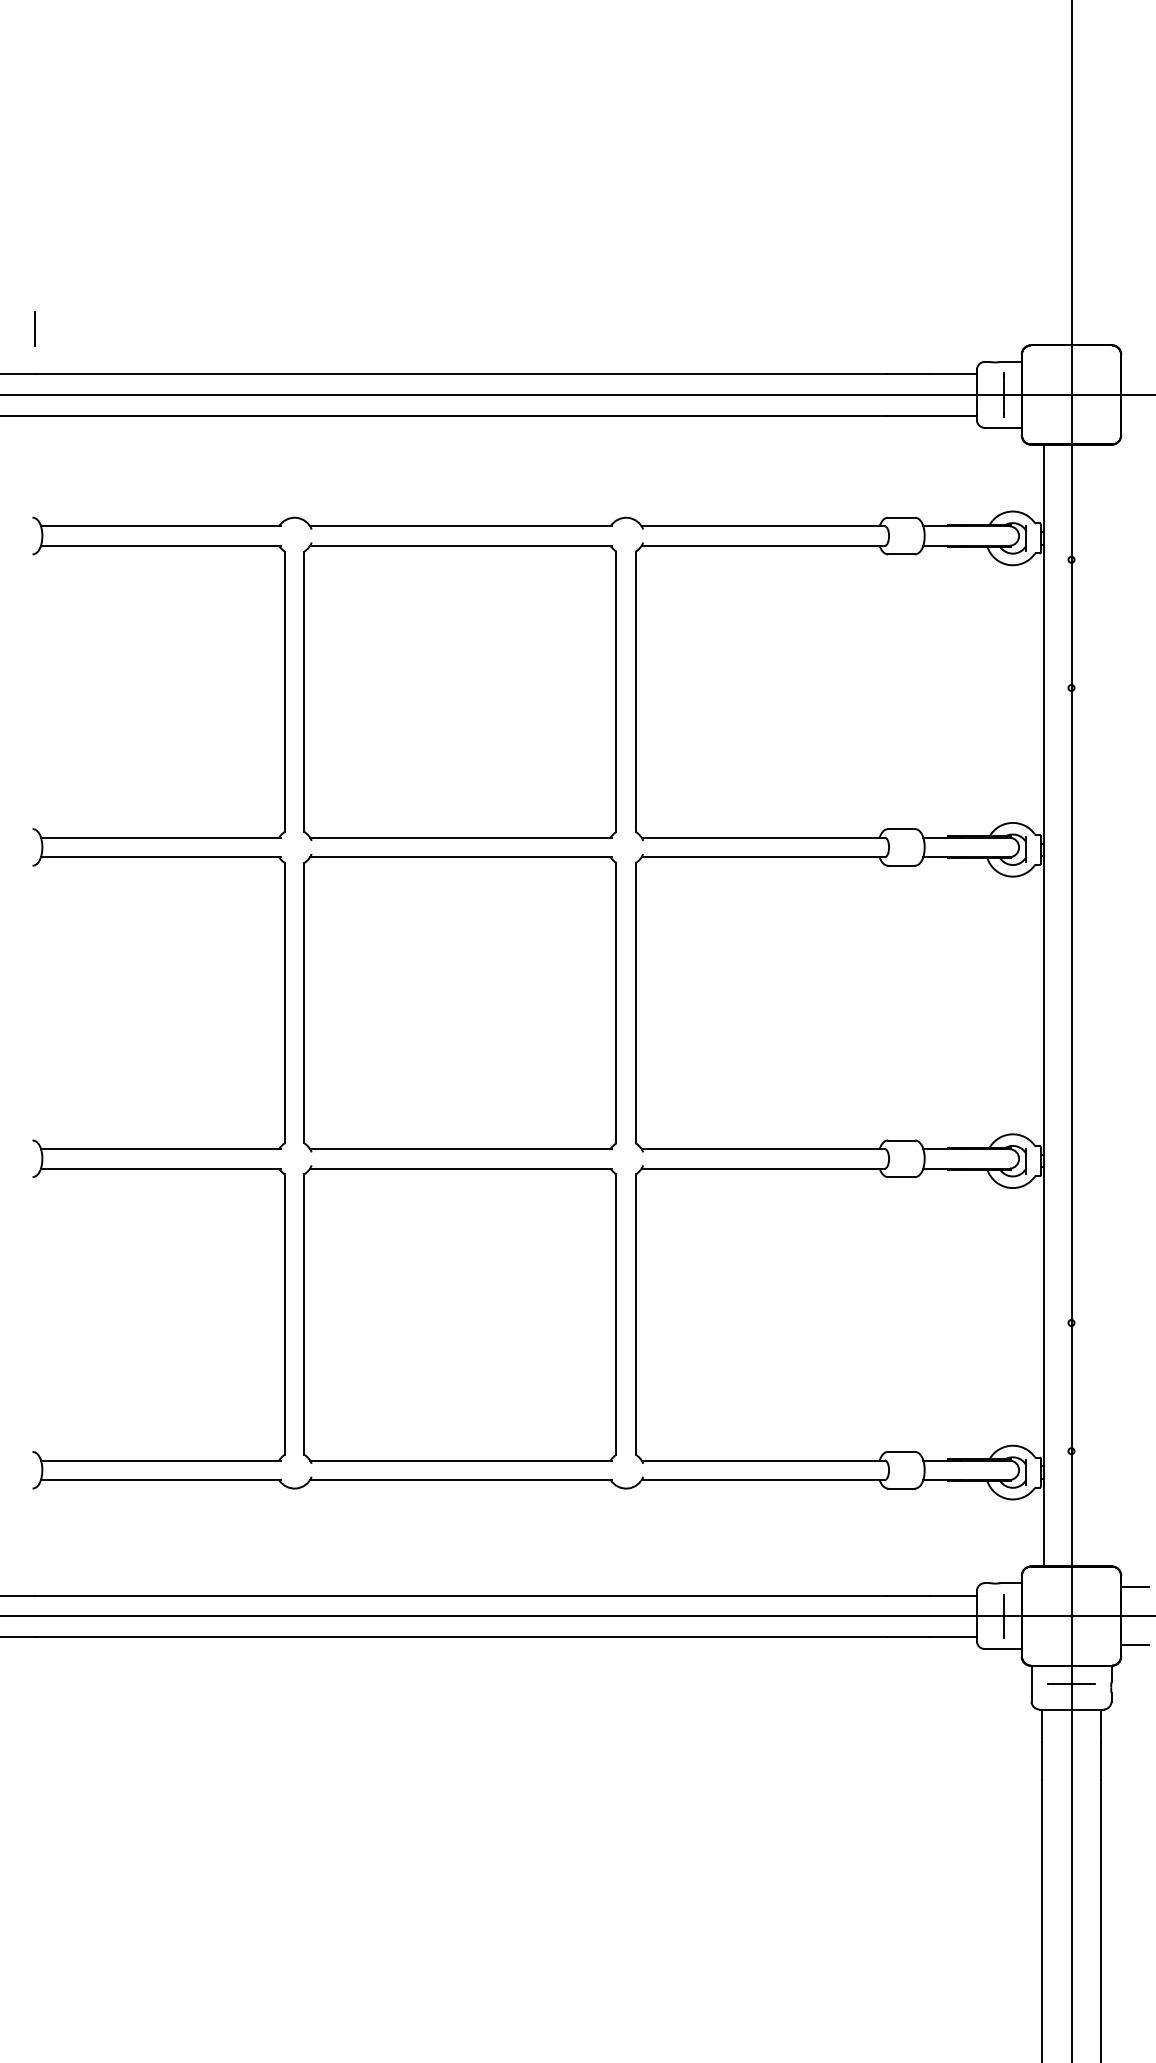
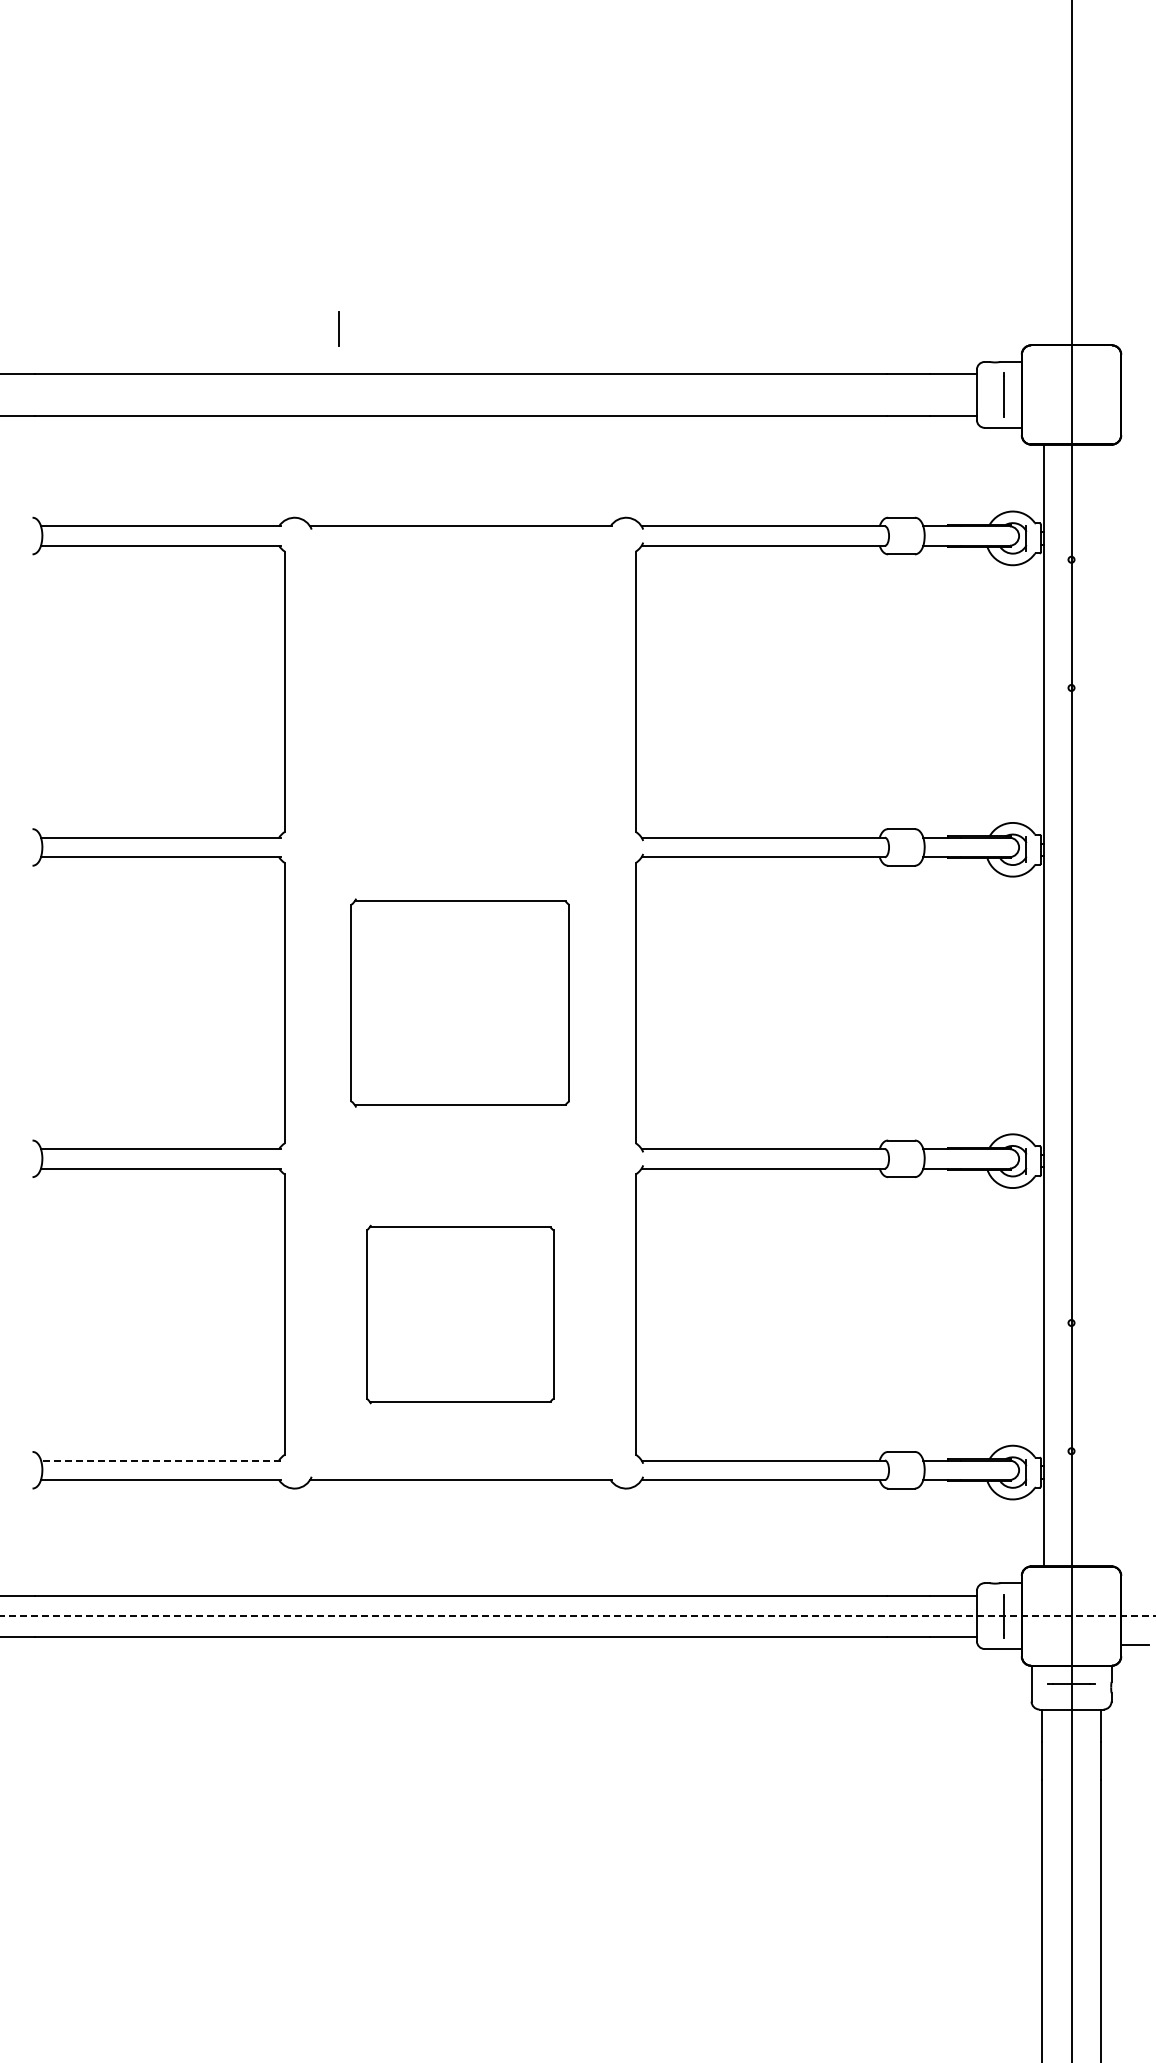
line position: (34, 328) -> (338, 328) (338, 328)
line: present -> none (577, 394)
part: present -> none (459, 691)
part size: 314x300 px -> 220x210 px (459, 1002)
part size: 314x299 px -> 189x181 px (460, 1314)
line: solid -> dashed (160, 1460)
line: present -> none (1135, 1587)
line: solid -> dashed (578, 1616)
